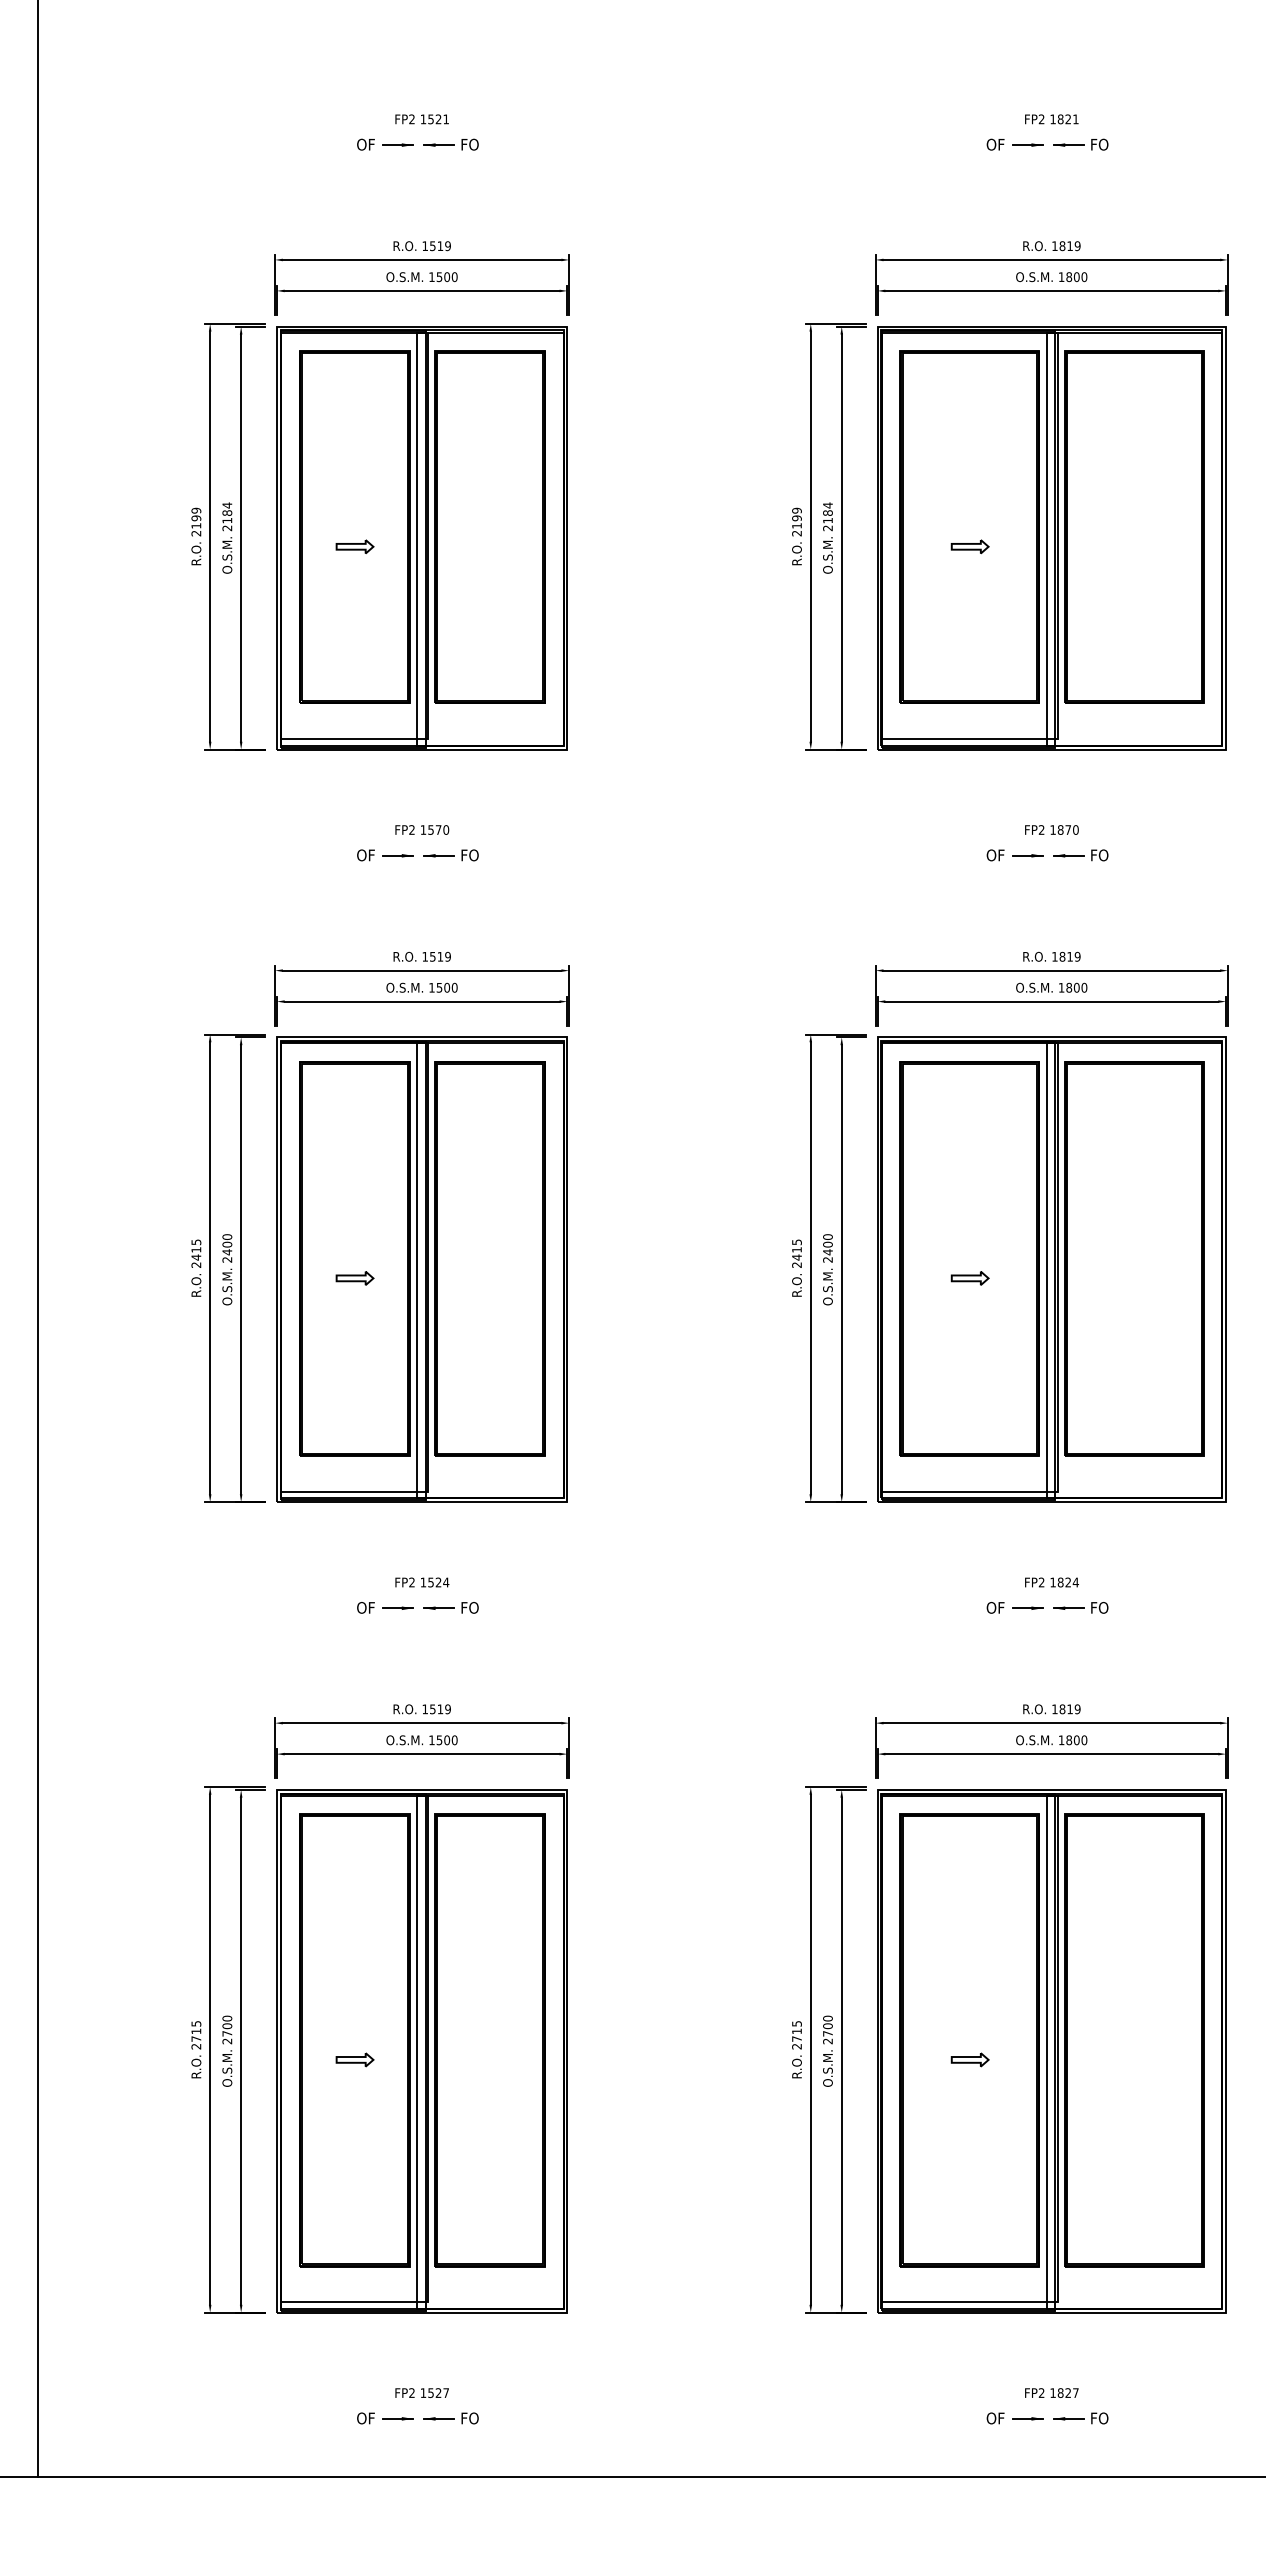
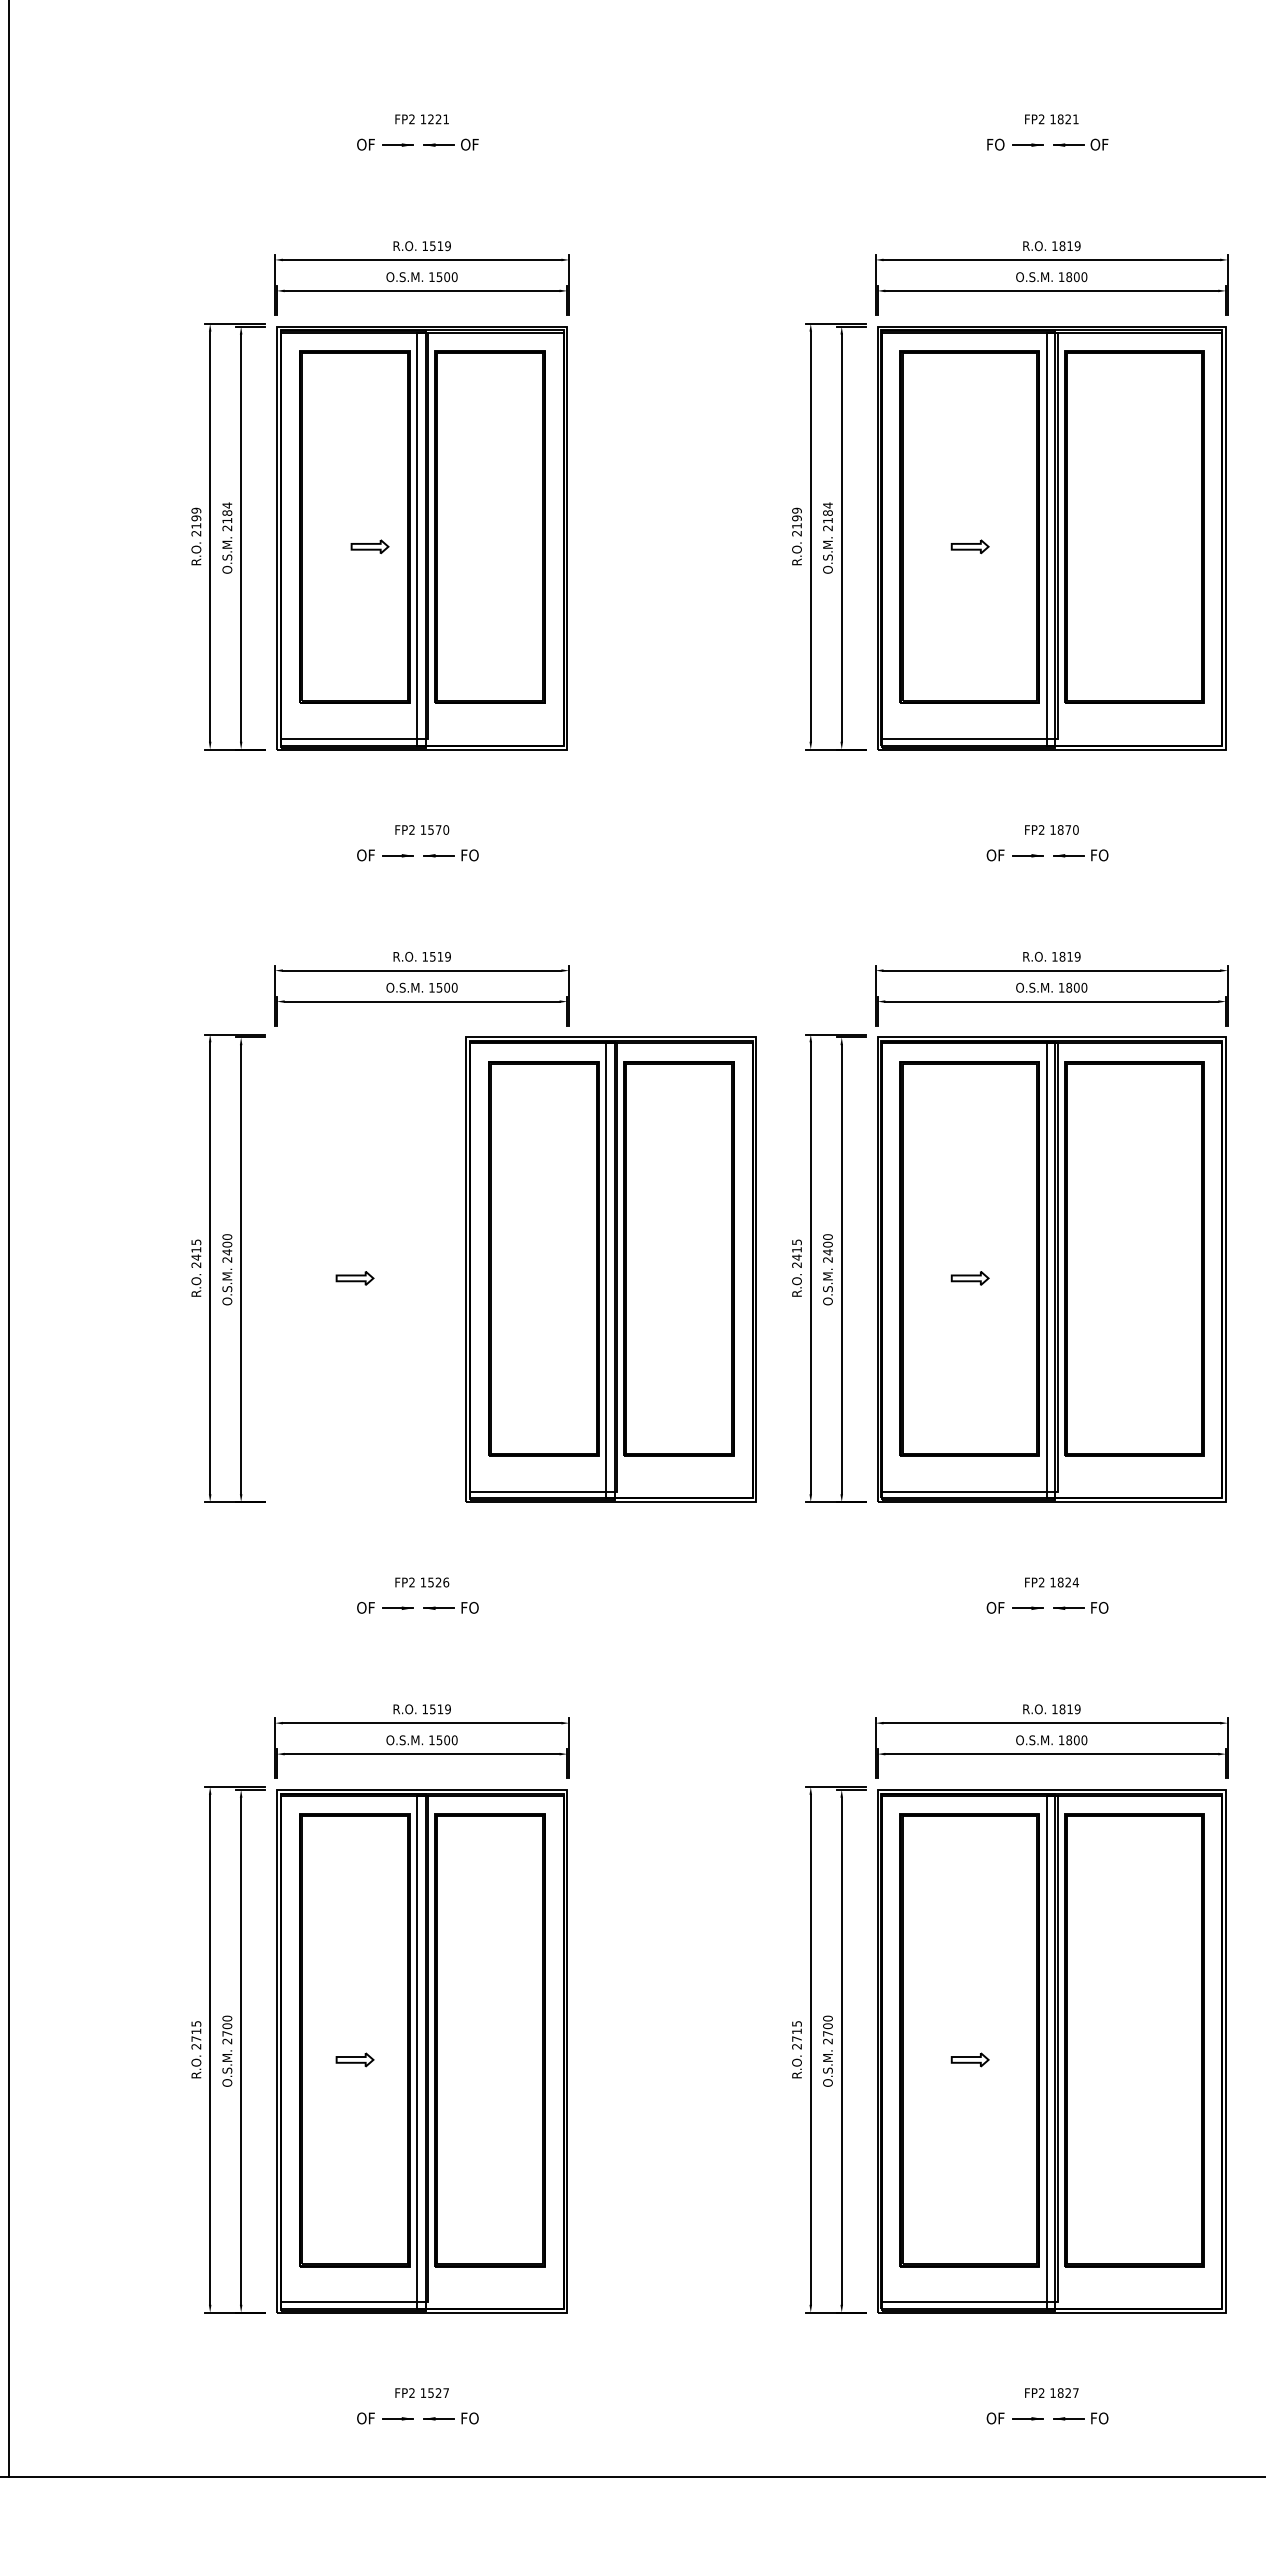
text: 1521 -> 1221 (430, 119)
text: FO -> OF (469, 144)
text: OF -> FO (995, 144)
text: FO -> OF (1099, 144)
part position: (354, 546) -> (369, 546) (369, 546)
line position: (38, 1239) -> (9, 1239) (9, 1239)
part position: (421, 1269) -> (610, 1269) (610, 1269)
text: 1524 -> 1526 (446, 1582)
